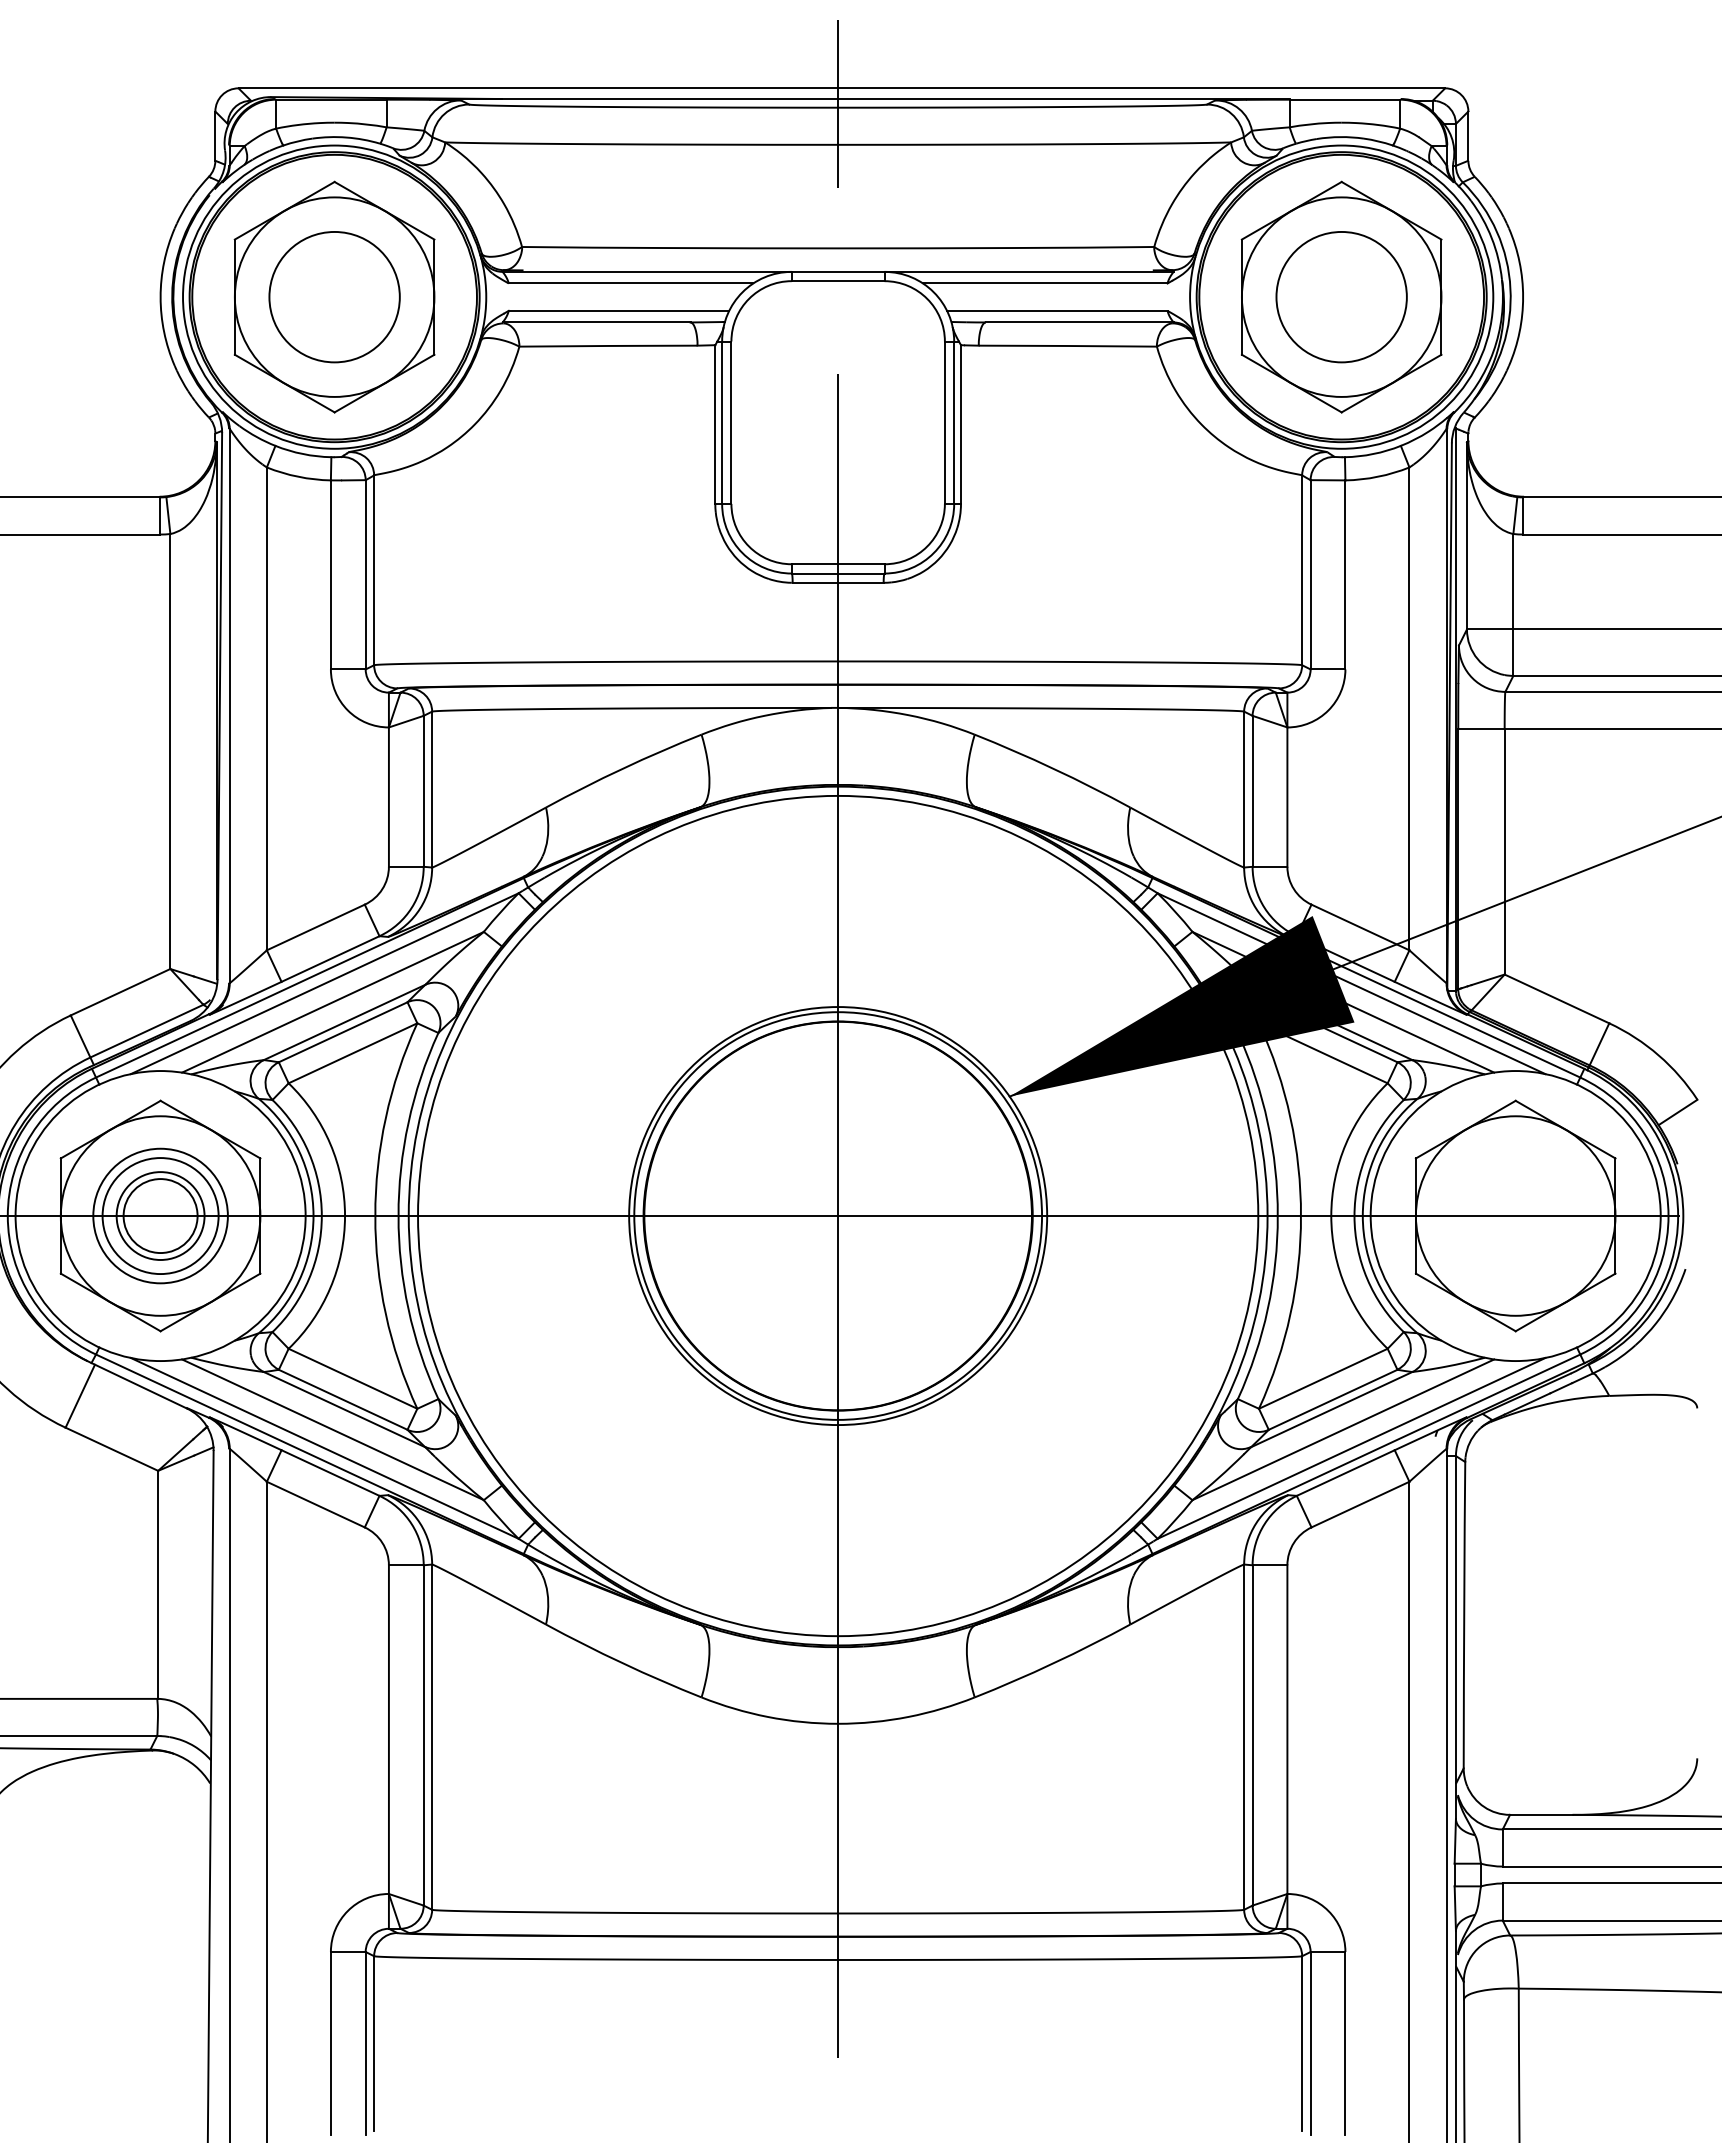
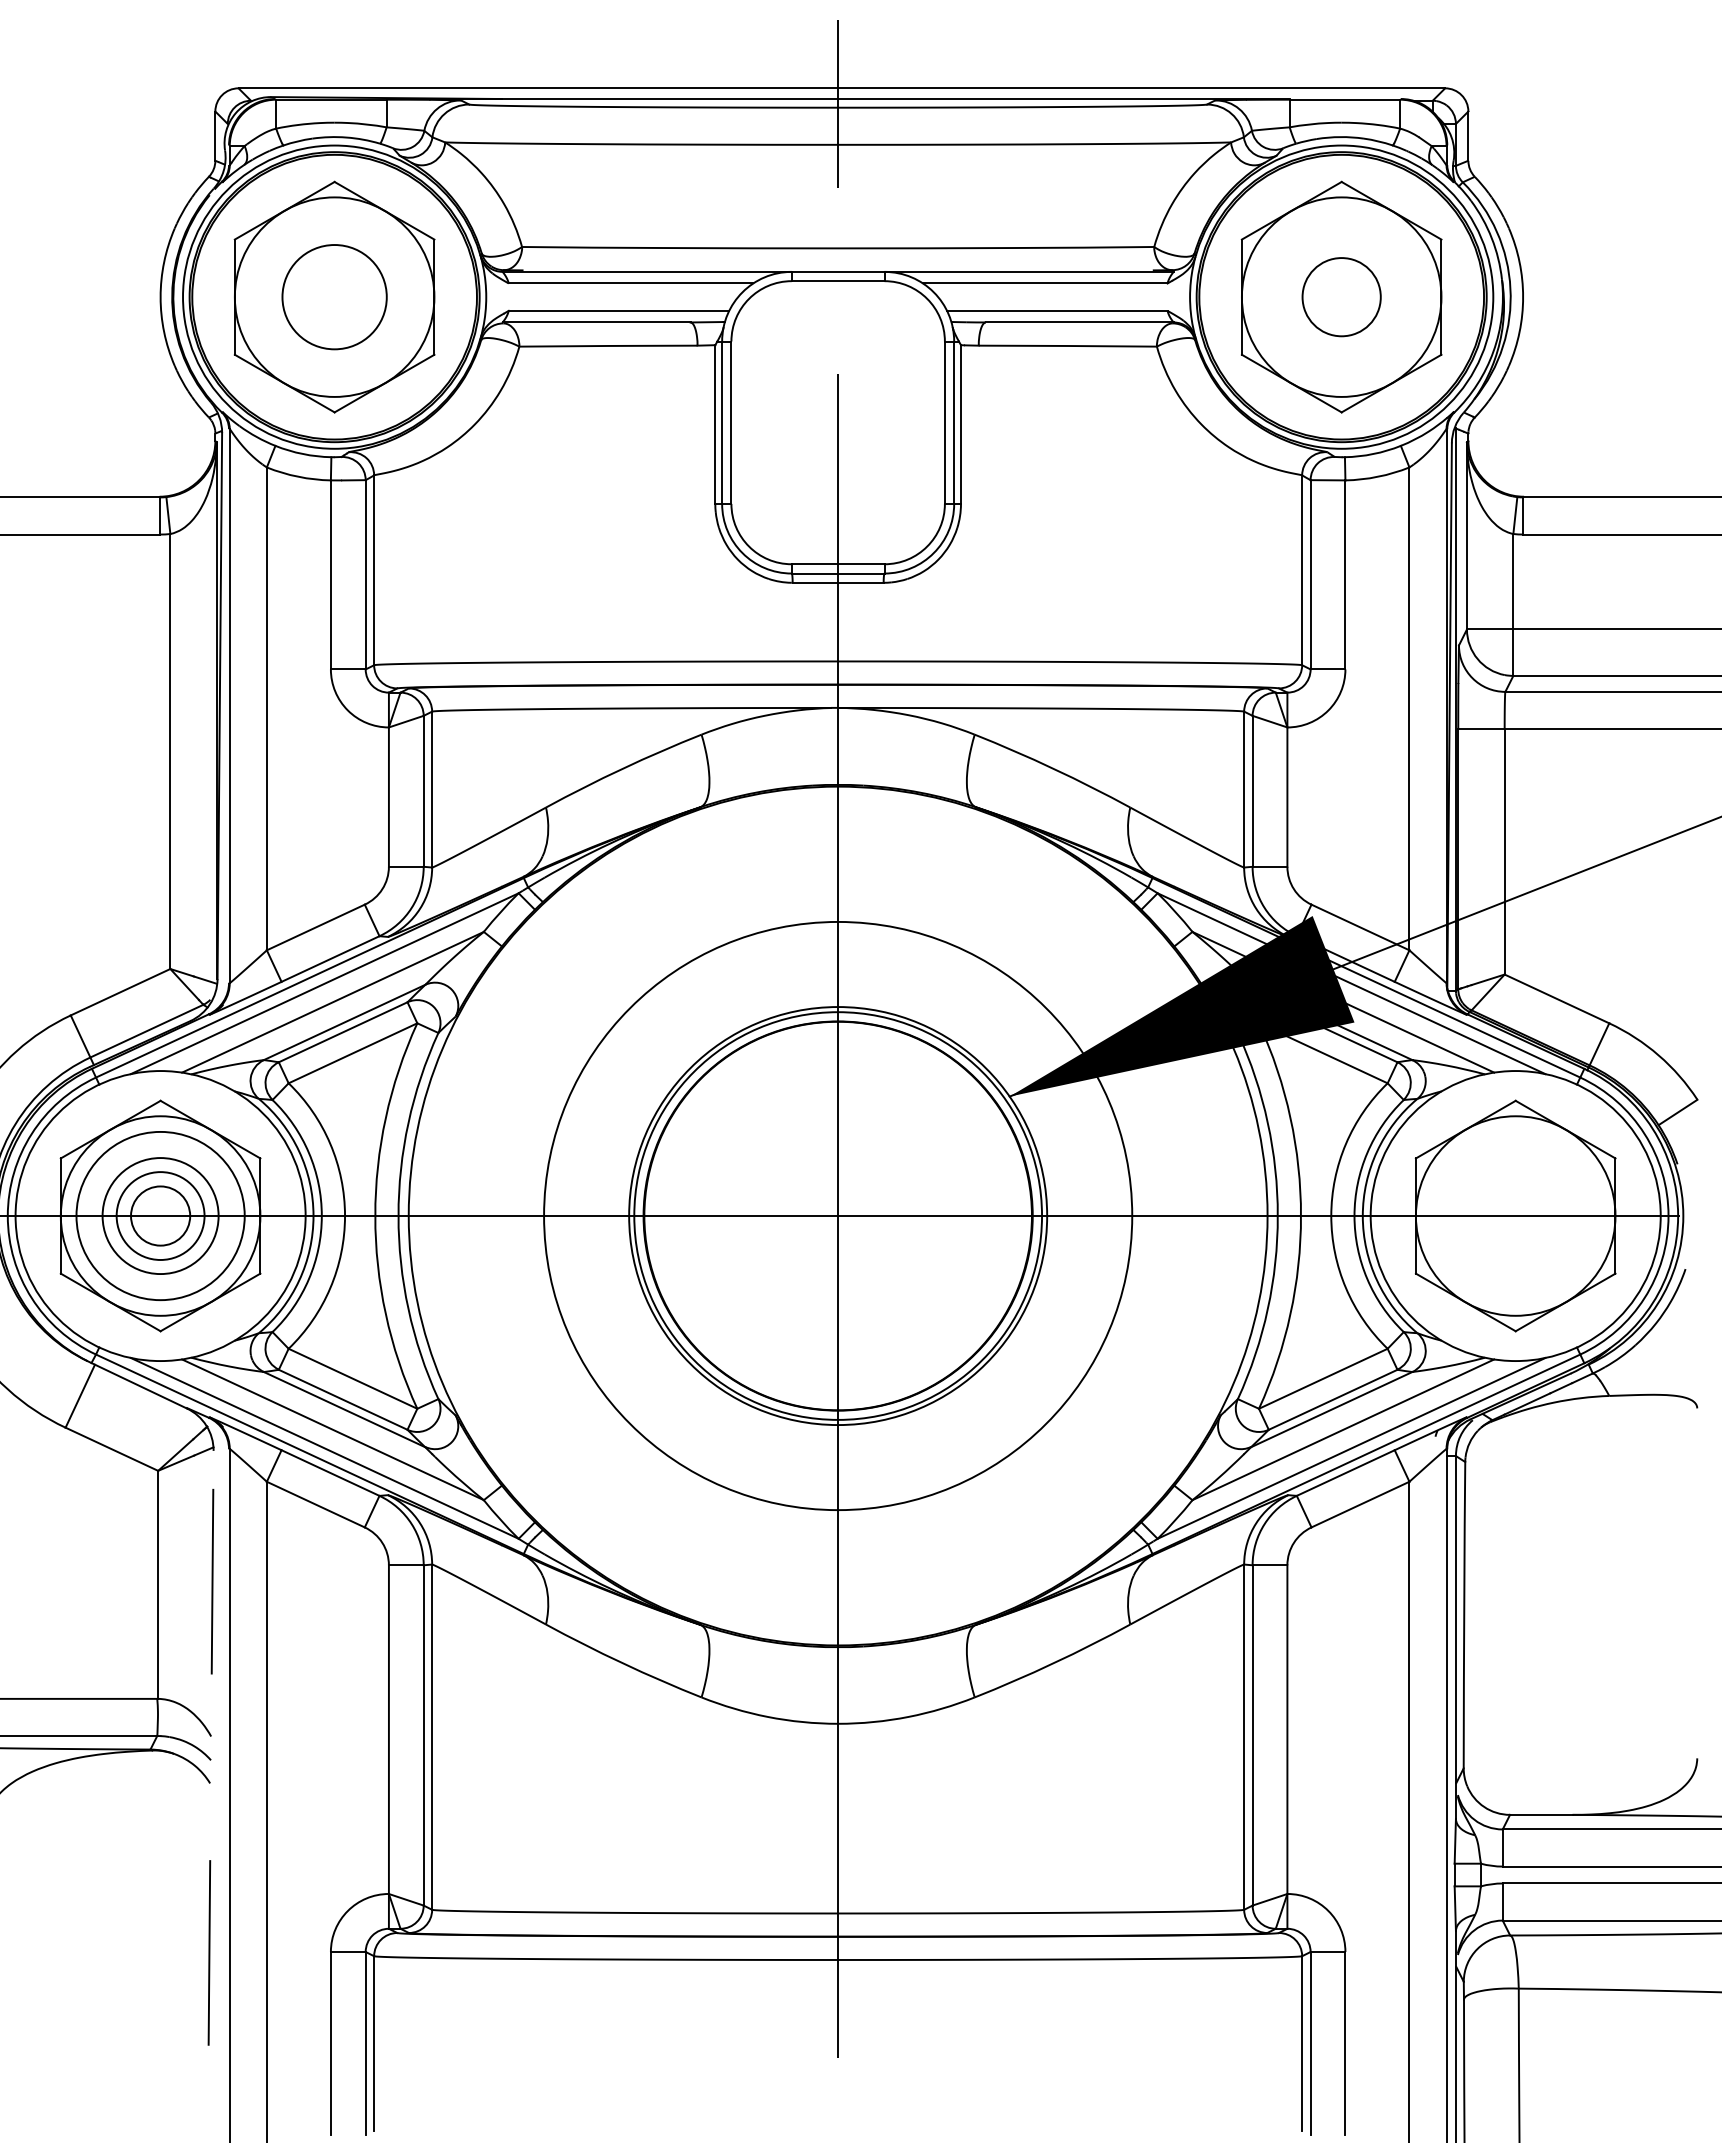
circle diameter: 130 px -> 104 px (334, 297)
circle diameter: 130 px -> 78 px (1341, 297)
circle diameter: 135 px -> 168 px (160, 1215)
circle diameter: 840 px -> 588 px (838, 1215)
circle diameter: 74 px -> 59 px (160, 1215)
line: solid -> dashed (210, 1796)
